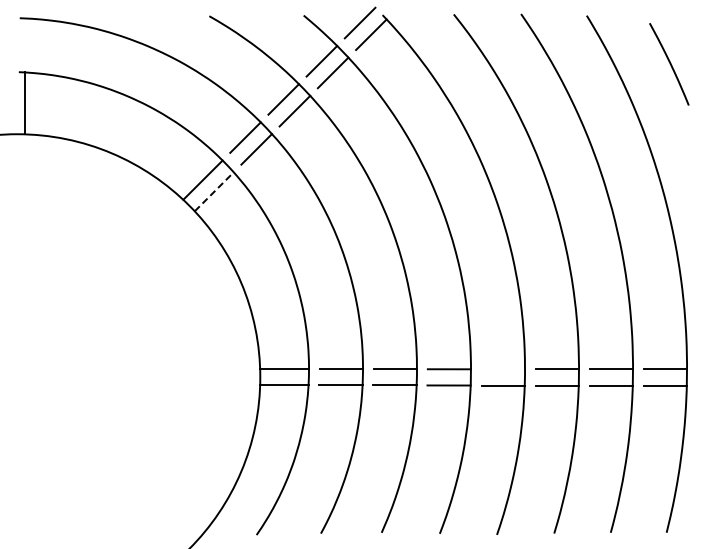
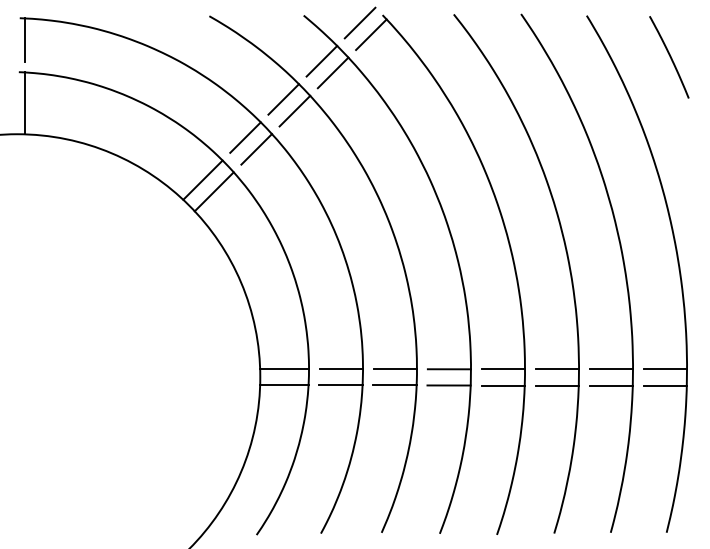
line: none -> present (25, 39)
curve position: (669, 64) -> (669, 57) (669, 57)
line: dashed -> solid (214, 191)
line: none -> present (503, 369)
